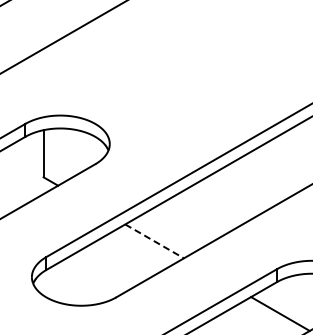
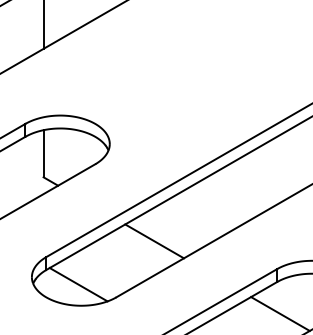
line: none -> present (43, 25)
line: dashed -> solid (154, 241)
line: none -> present (78, 284)
